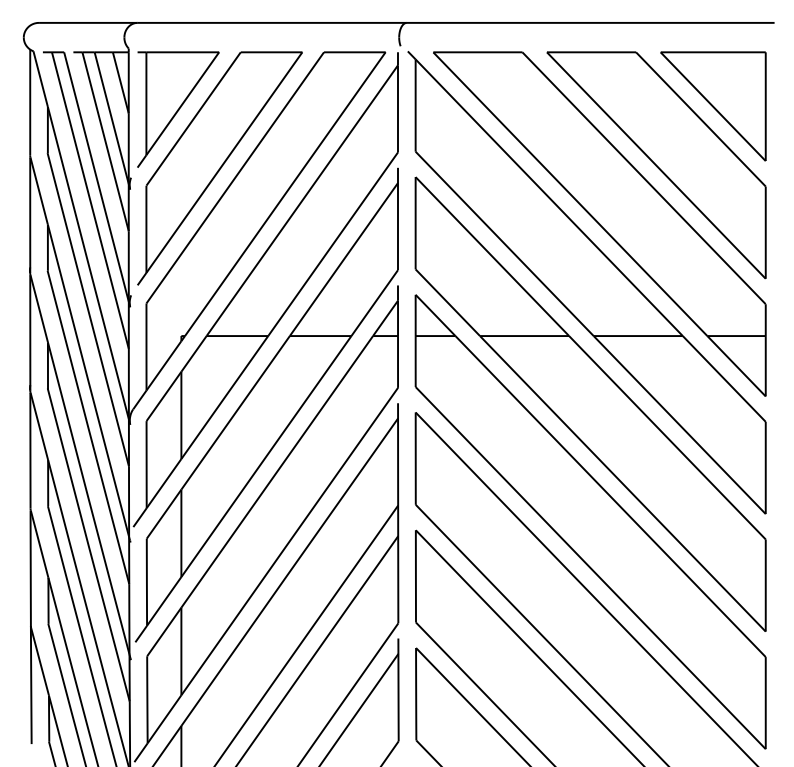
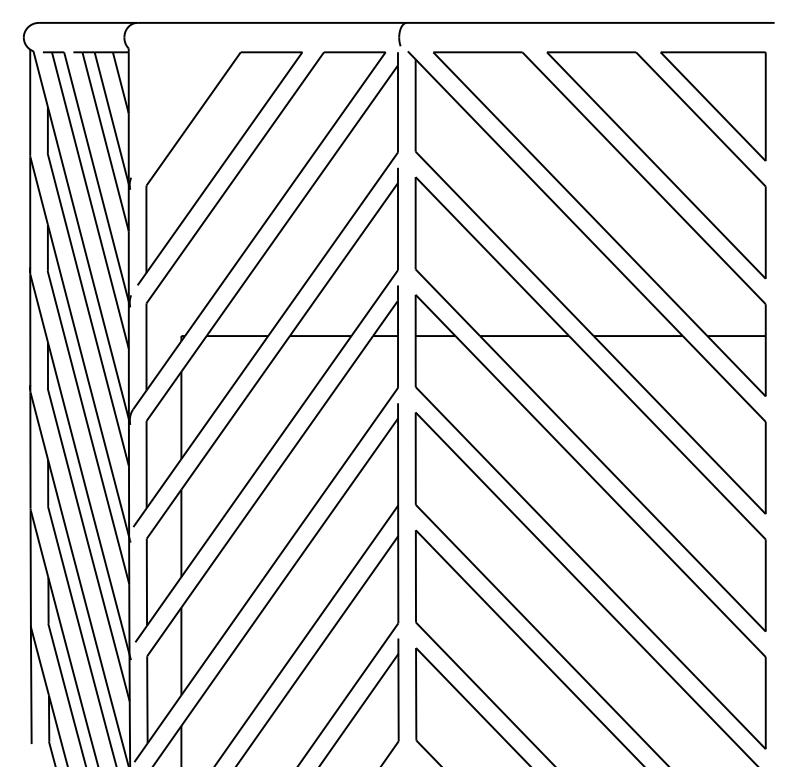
part: present -> none (178, 109)
